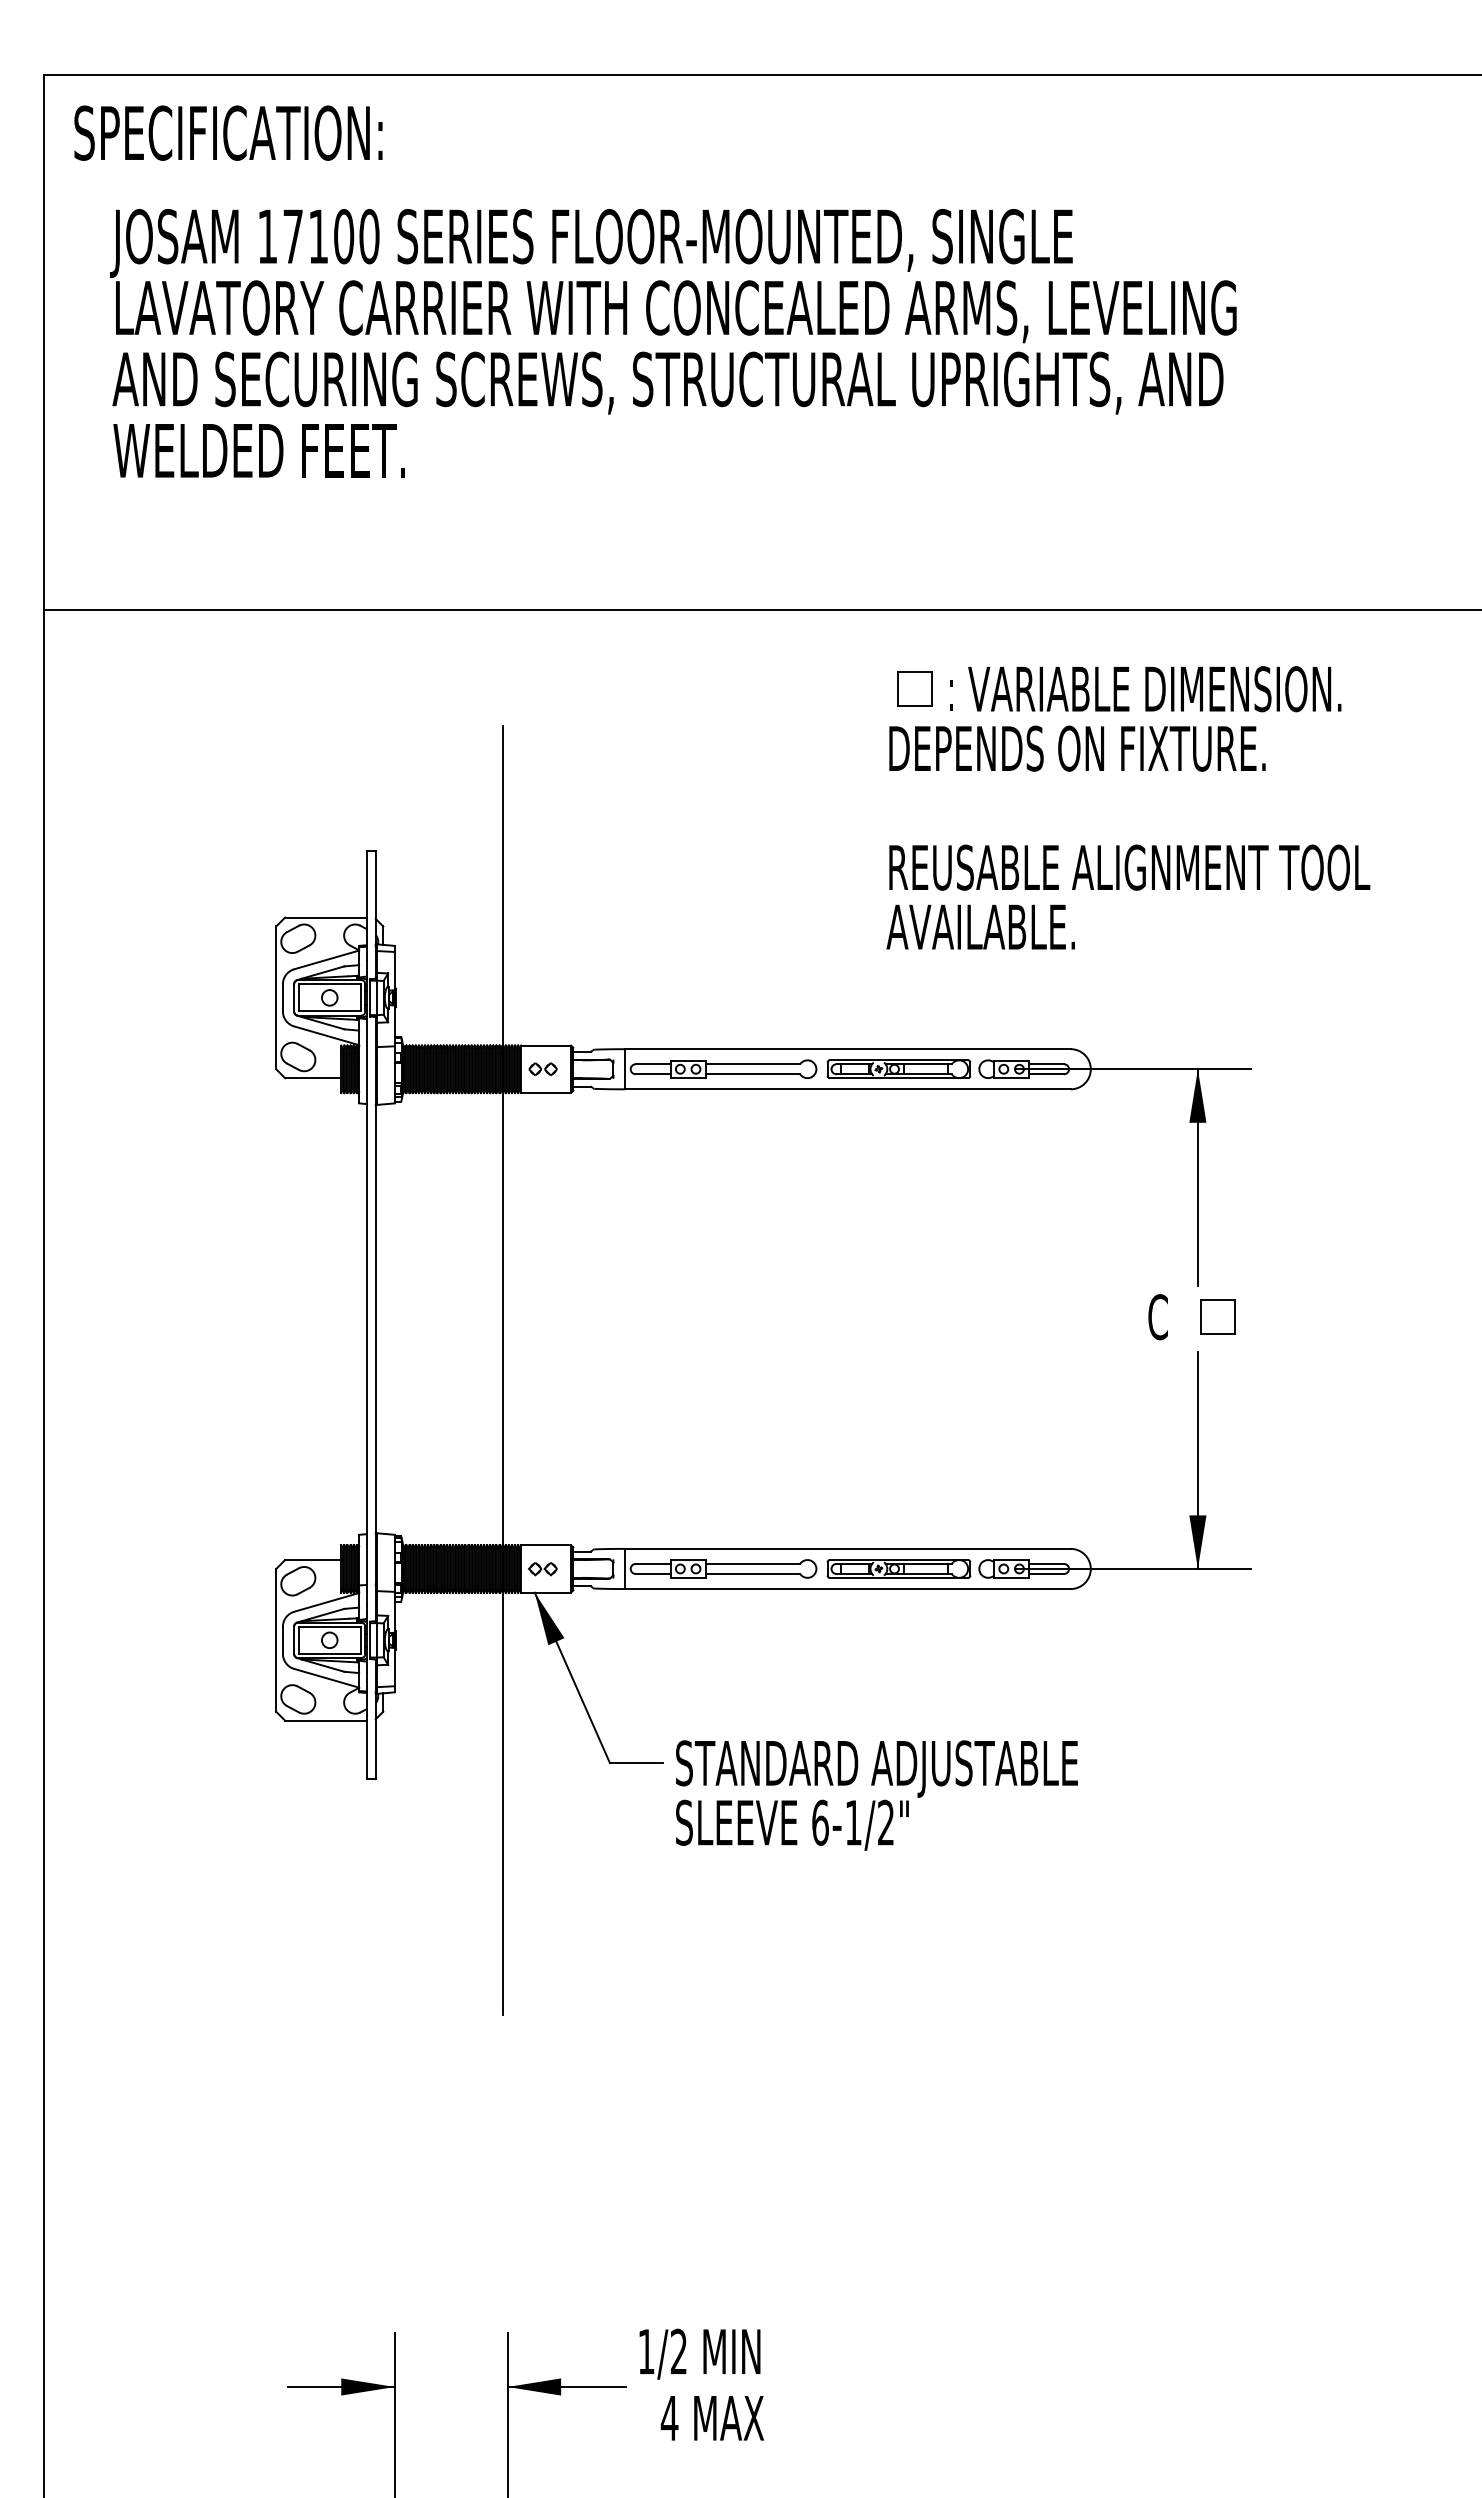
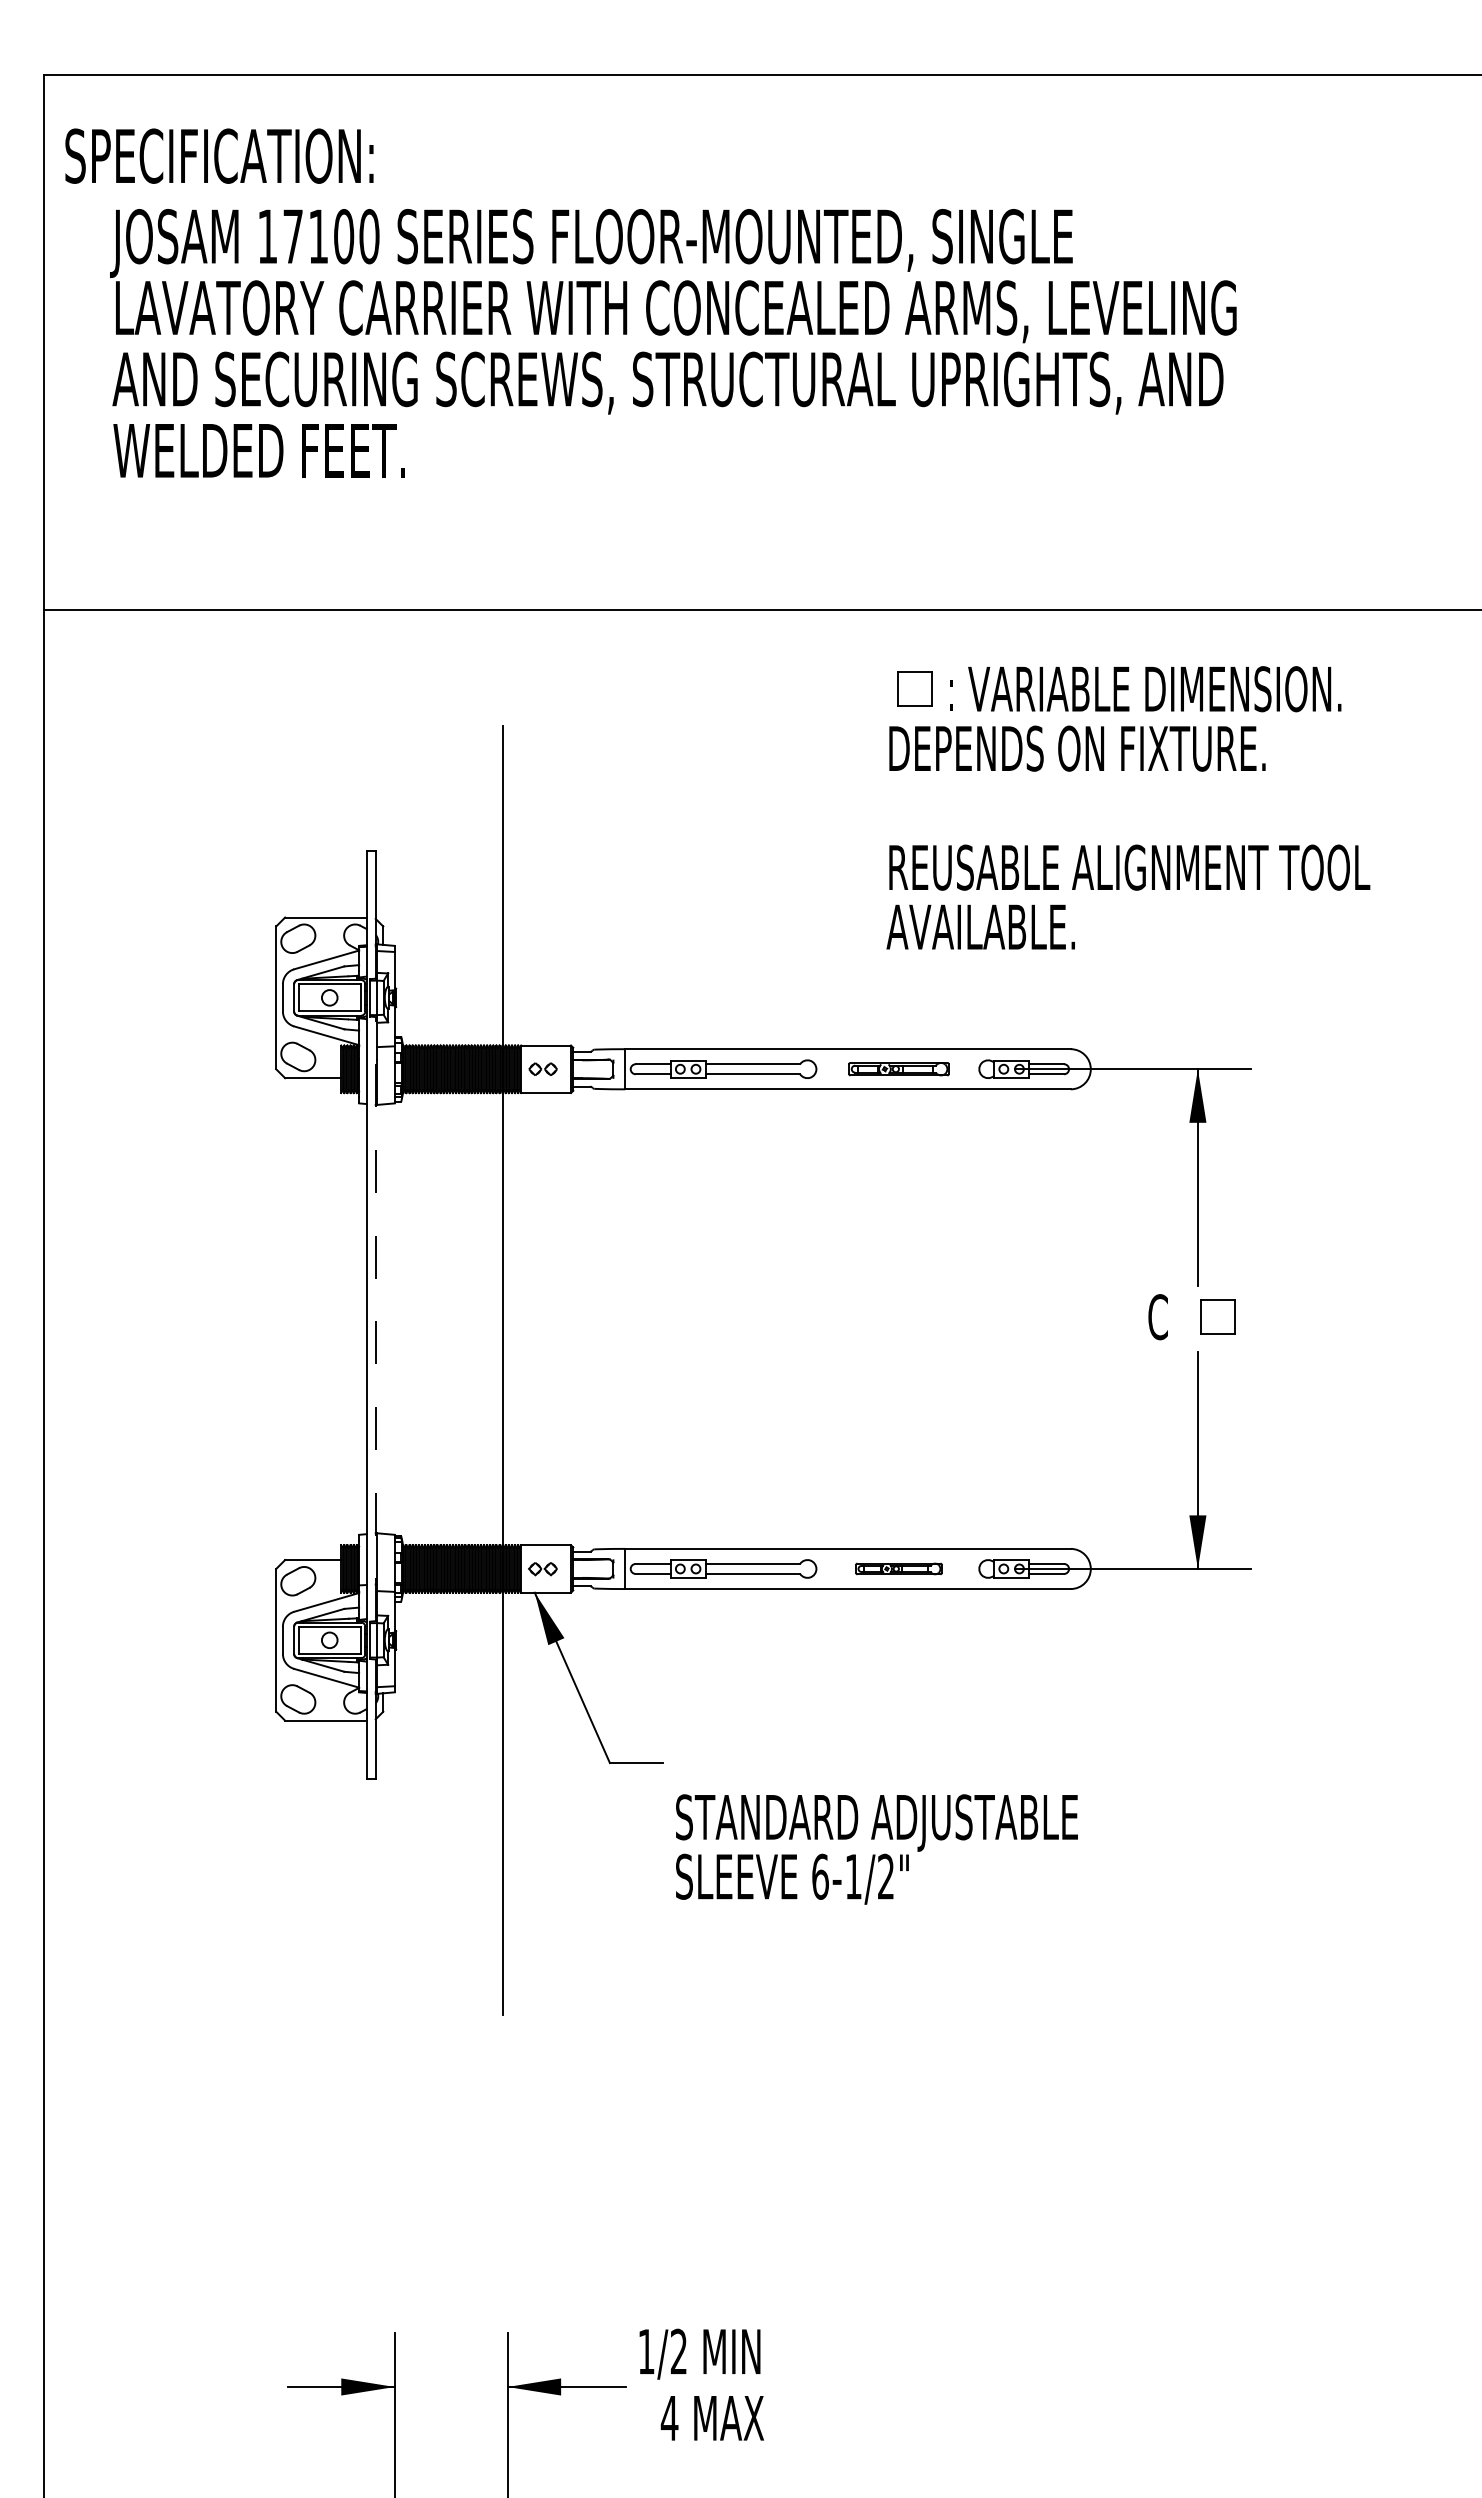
text position: (228, 132) -> (219, 155) (219, 155)
part size: 146x20 px -> 102x15 px (898, 1069)
line: solid -> dashed (375, 1318)
part size: 146x20 px -> 88x14 px (898, 1568)
text position: (876, 1795) -> (876, 1849) (876, 1849)
